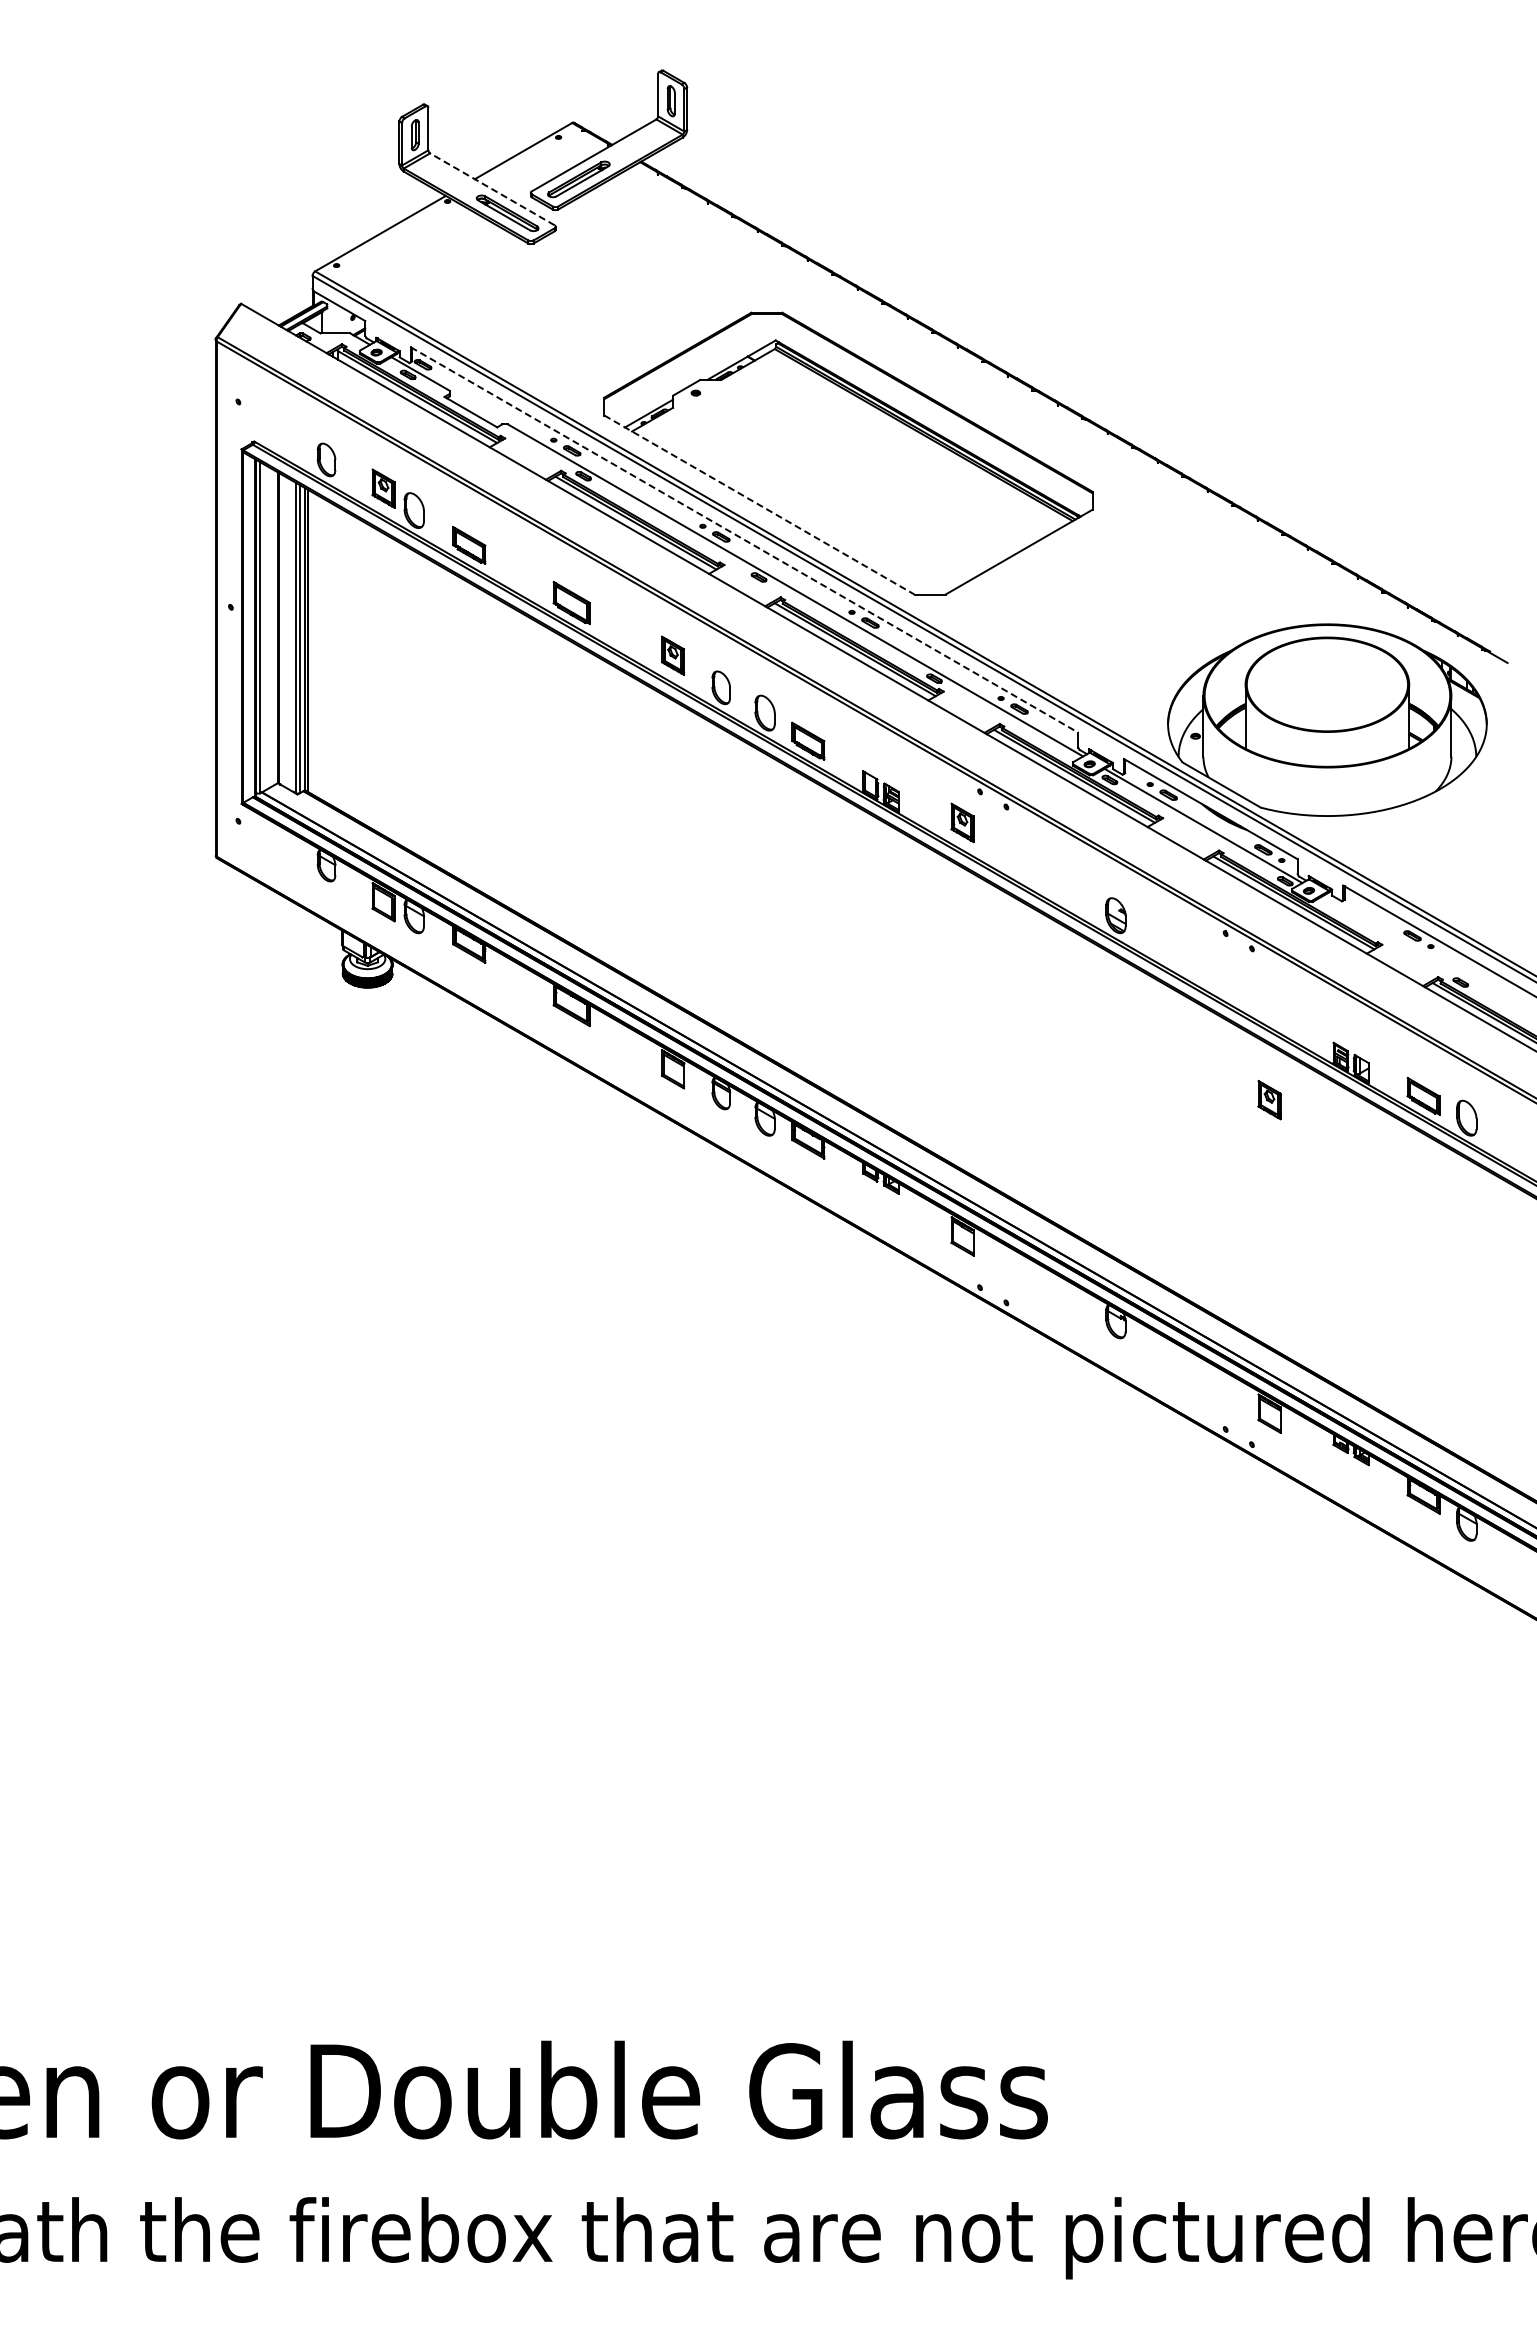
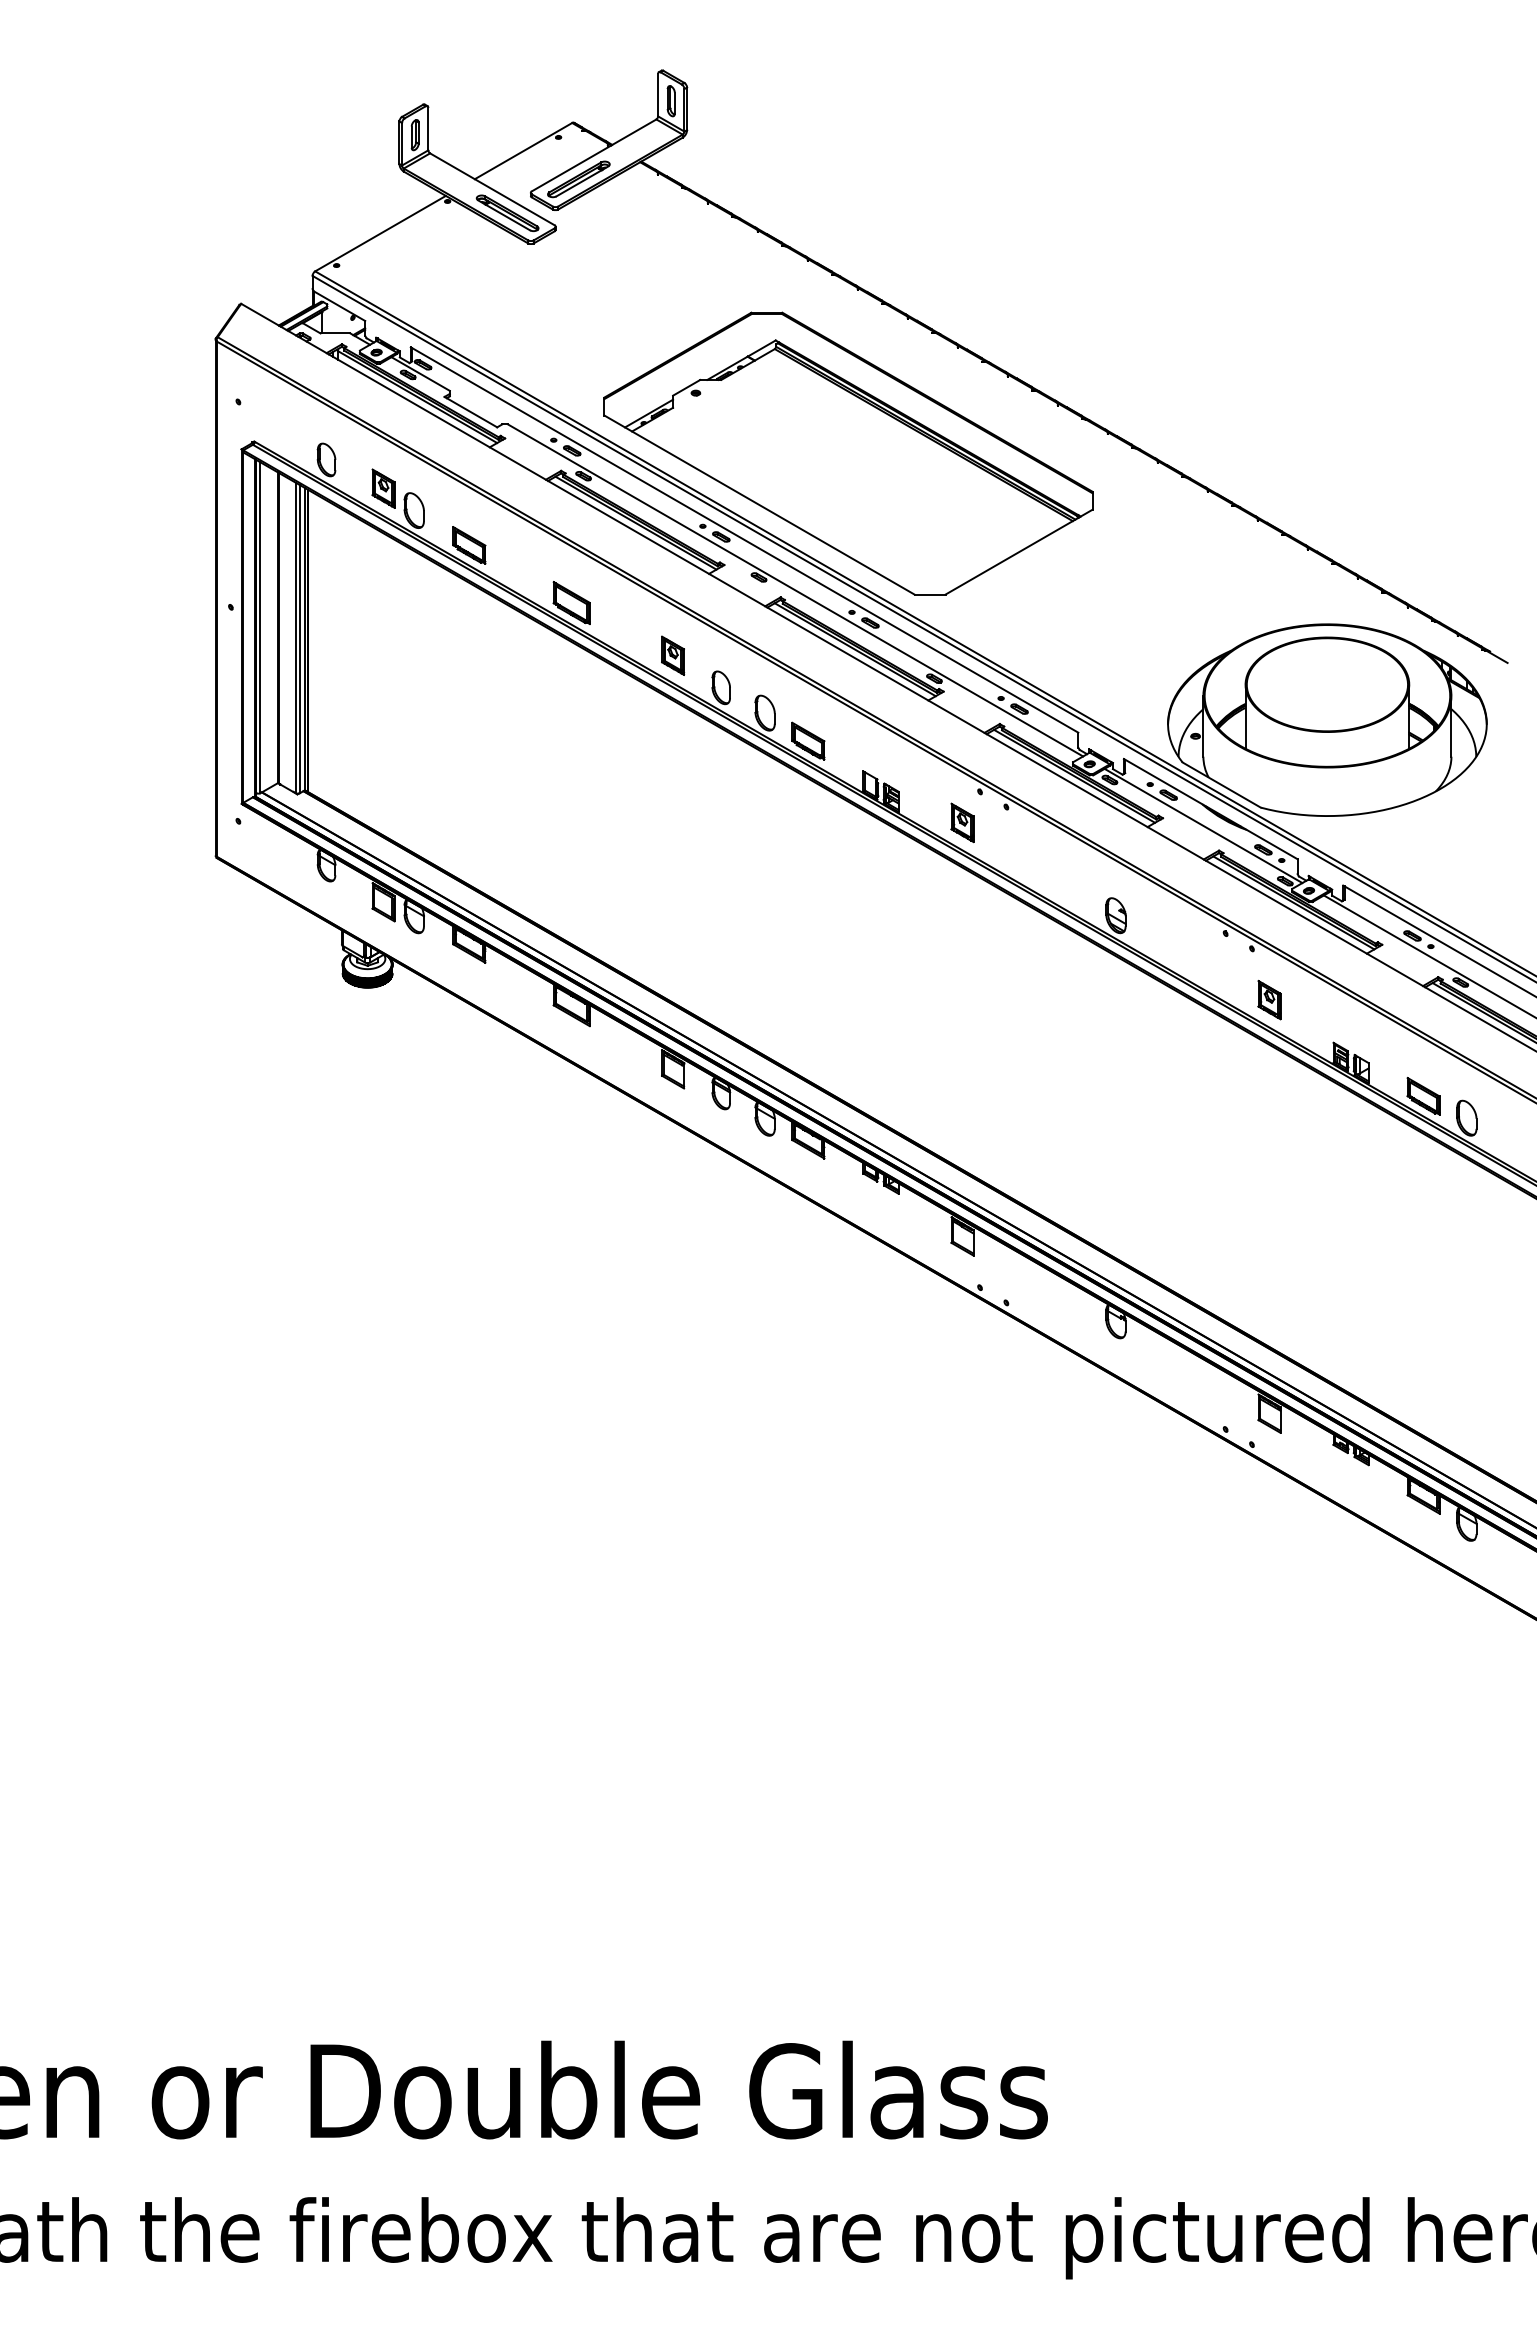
line: dashed -> solid (492, 189)
line: dashed -> solid (759, 505)
line: dashed -> solid (745, 540)
line: none -> present (1428, 955)
part position: (1269, 1099) -> (1269, 999) (1269, 999)
